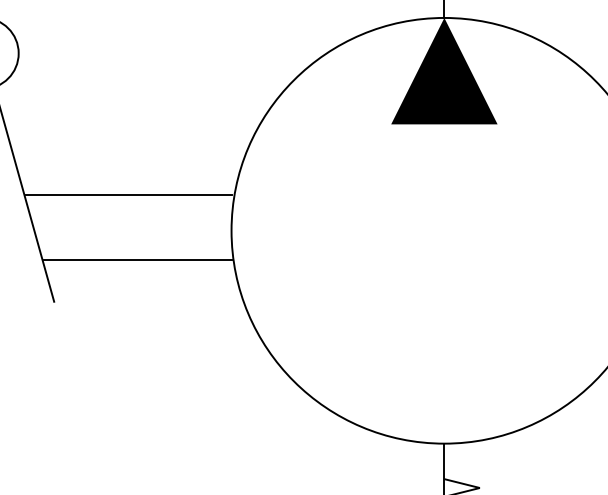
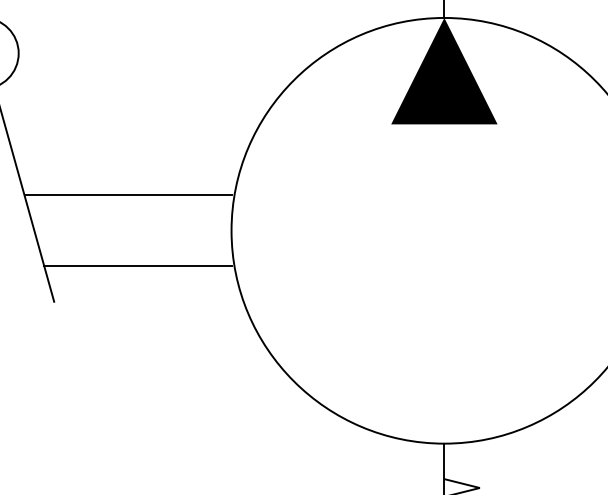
line position: (137, 260) -> (137, 266) (137, 266)
